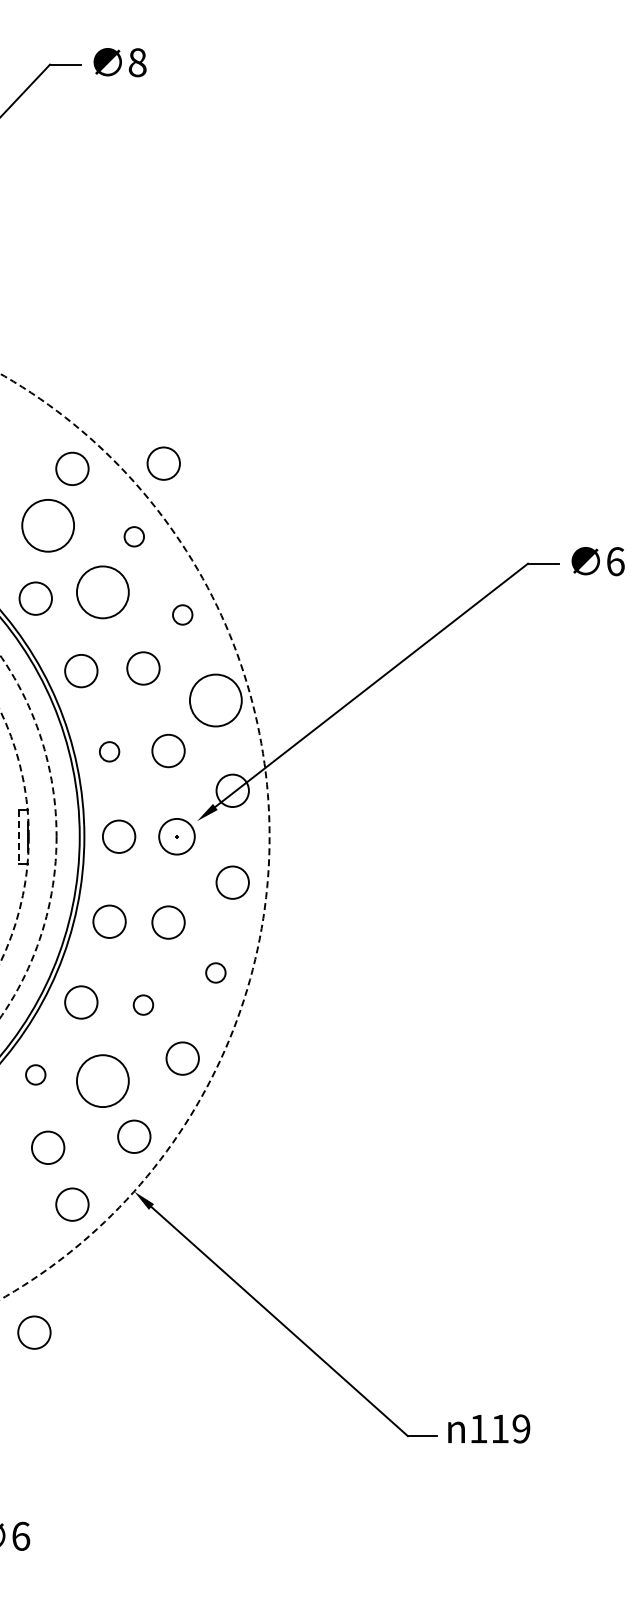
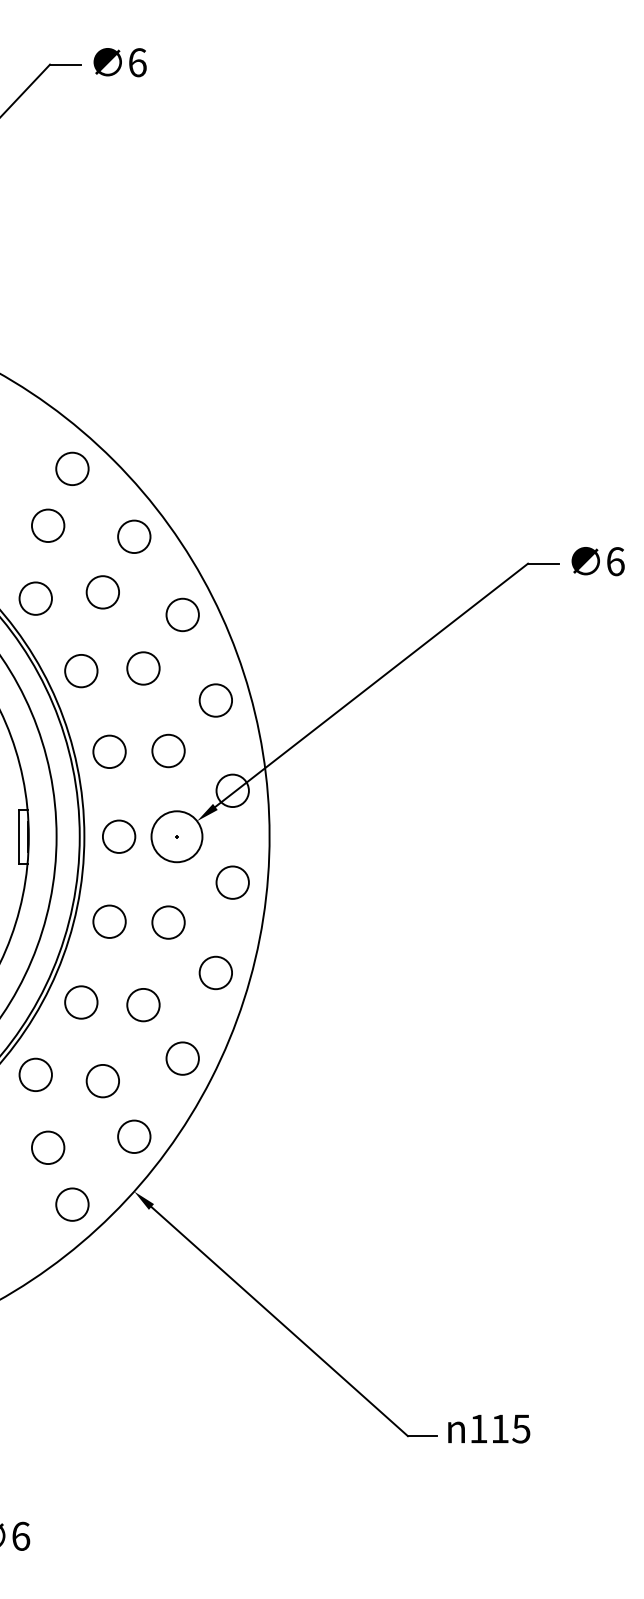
text: 8 -> 6 (137, 62)
circle: present -> none (163, 463)
circle diameter: 52 px -> 32 px (47, 525)
circle diameter: 19 px -> 32 px (134, 536)
circle diameter: 52 px -> 32 px (102, 592)
circle diameter: 19 px -> 32 px (182, 614)
circle diameter: 52 px -> 32 px (215, 700)
circle diameter: 19 px -> 32 px (109, 751)
arc: dashed -> solid (269, 835)
circle: dashed -> solid (14, 836)
line: dashed -> solid (19, 836)
circle: dashed -> solid (28, 836)
circle diameter: 36 px -> 51 px (176, 836)
circle diameter: 19 px -> 32 px (215, 972)
circle diameter: 19 px -> 32 px (143, 1004)
circle diameter: 19 px -> 32 px (35, 1074)
circle diameter: 52 px -> 32 px (102, 1080)
circle: present -> none (34, 1332)
text: n119 -> n115 (521, 1428)
